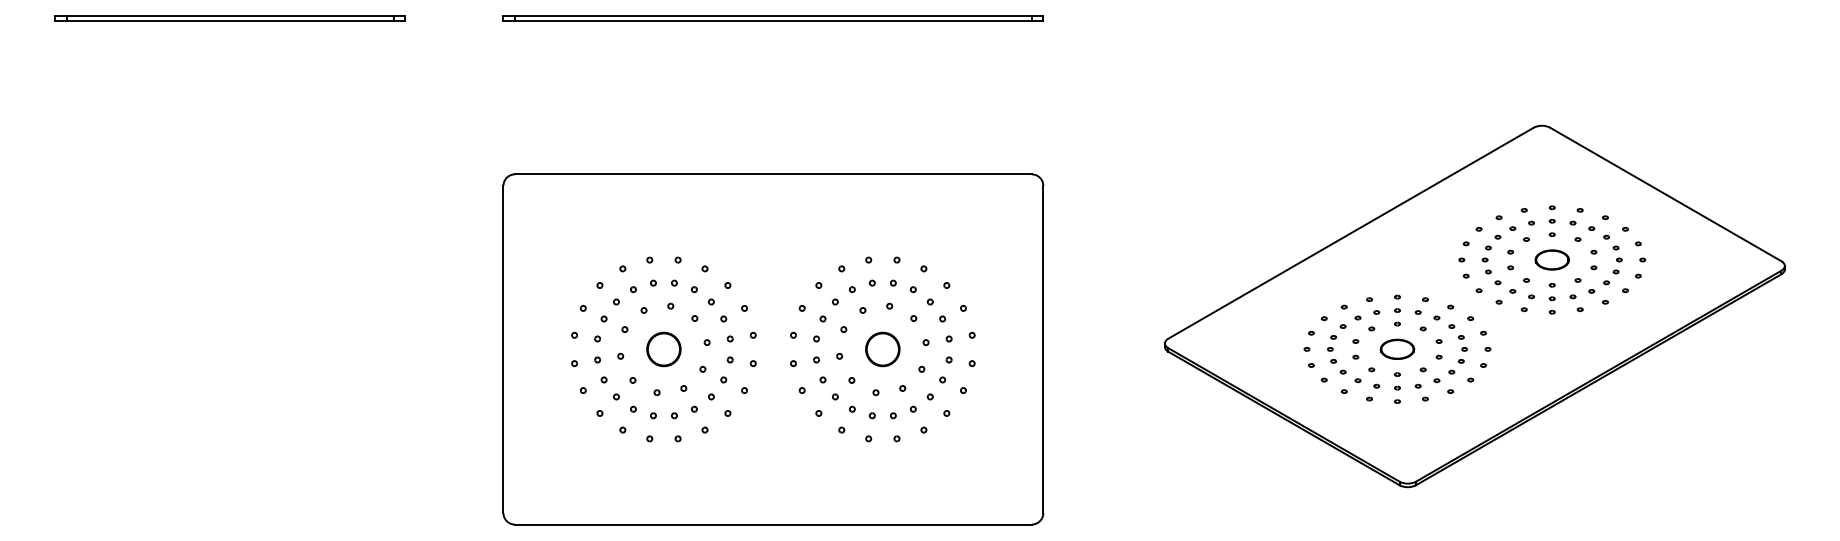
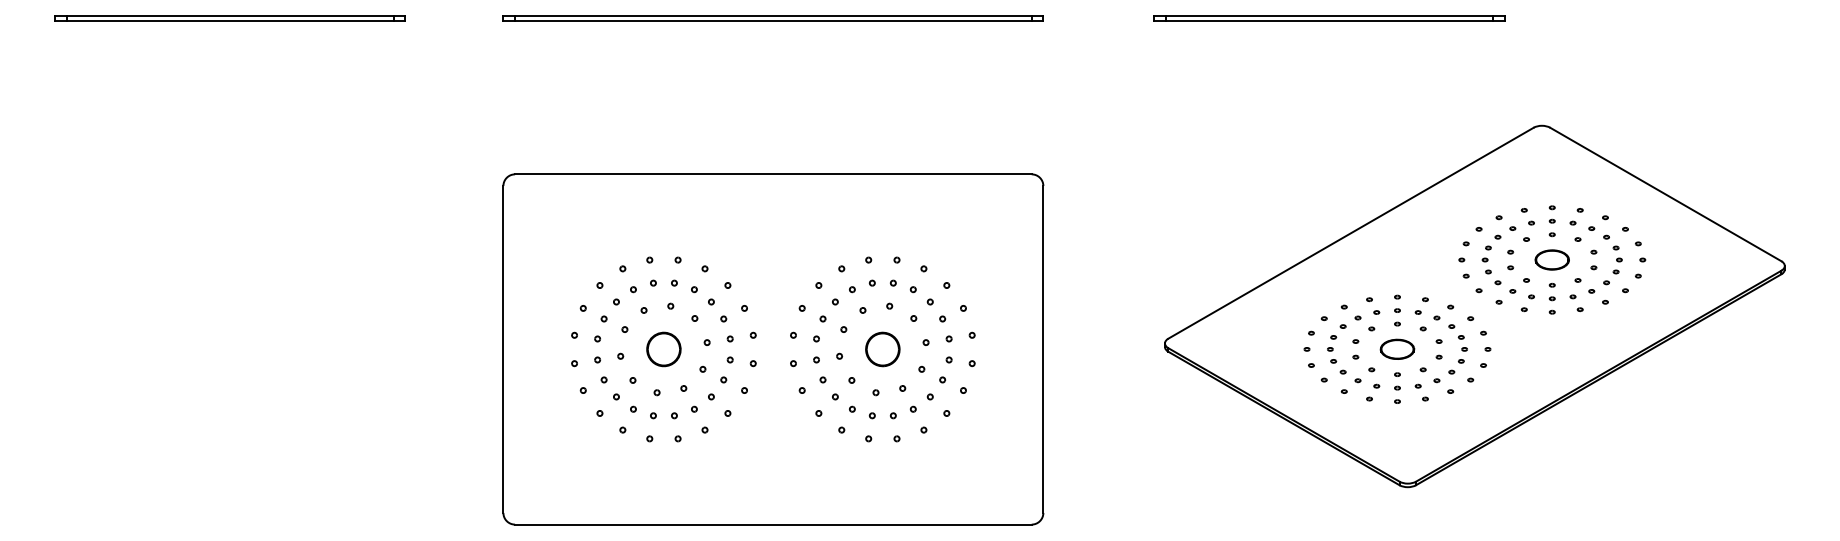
part: none -> present (1329, 18)
